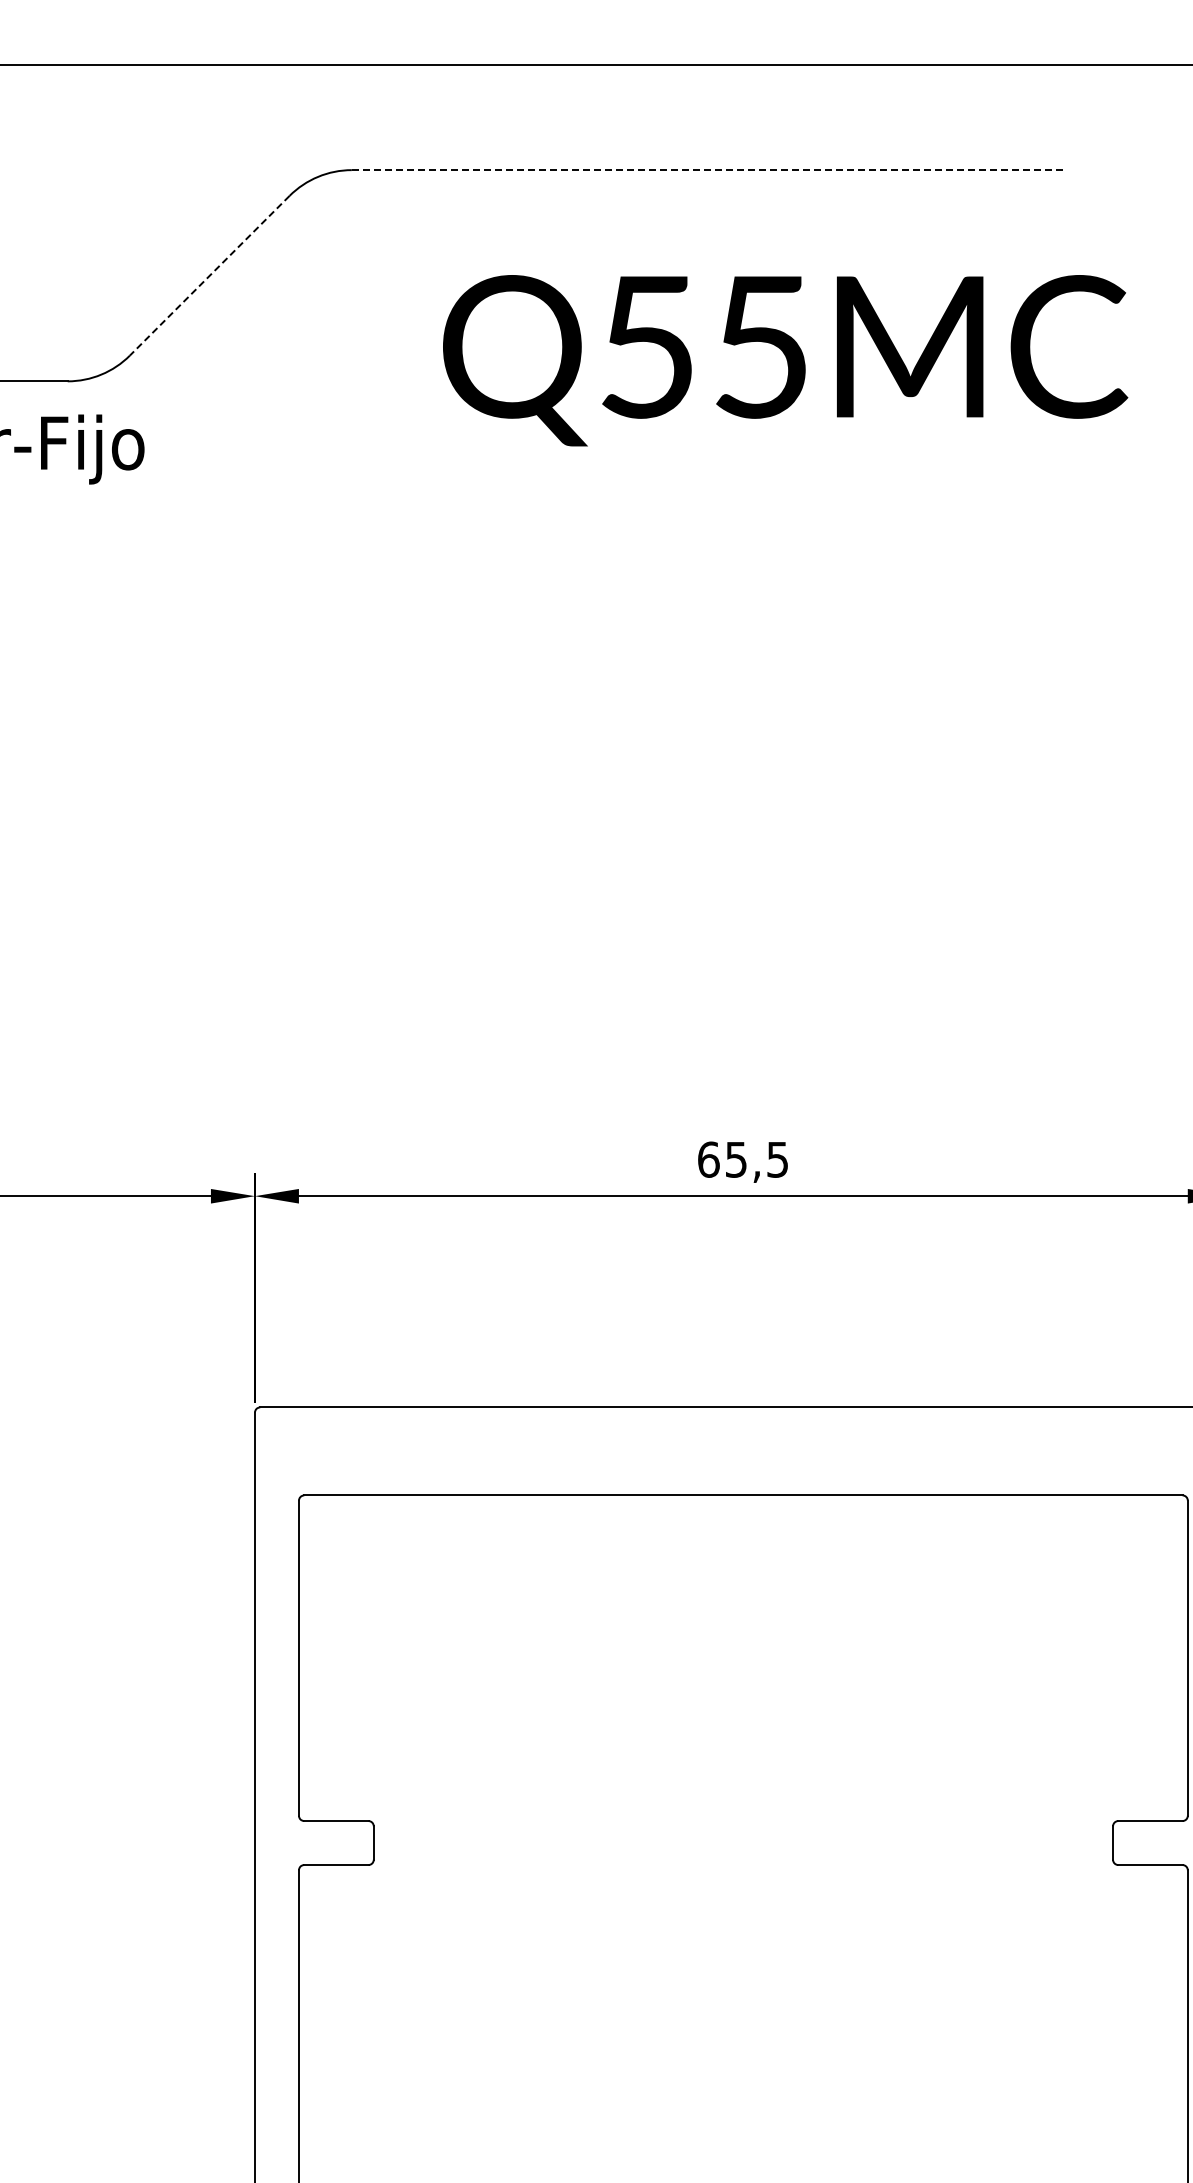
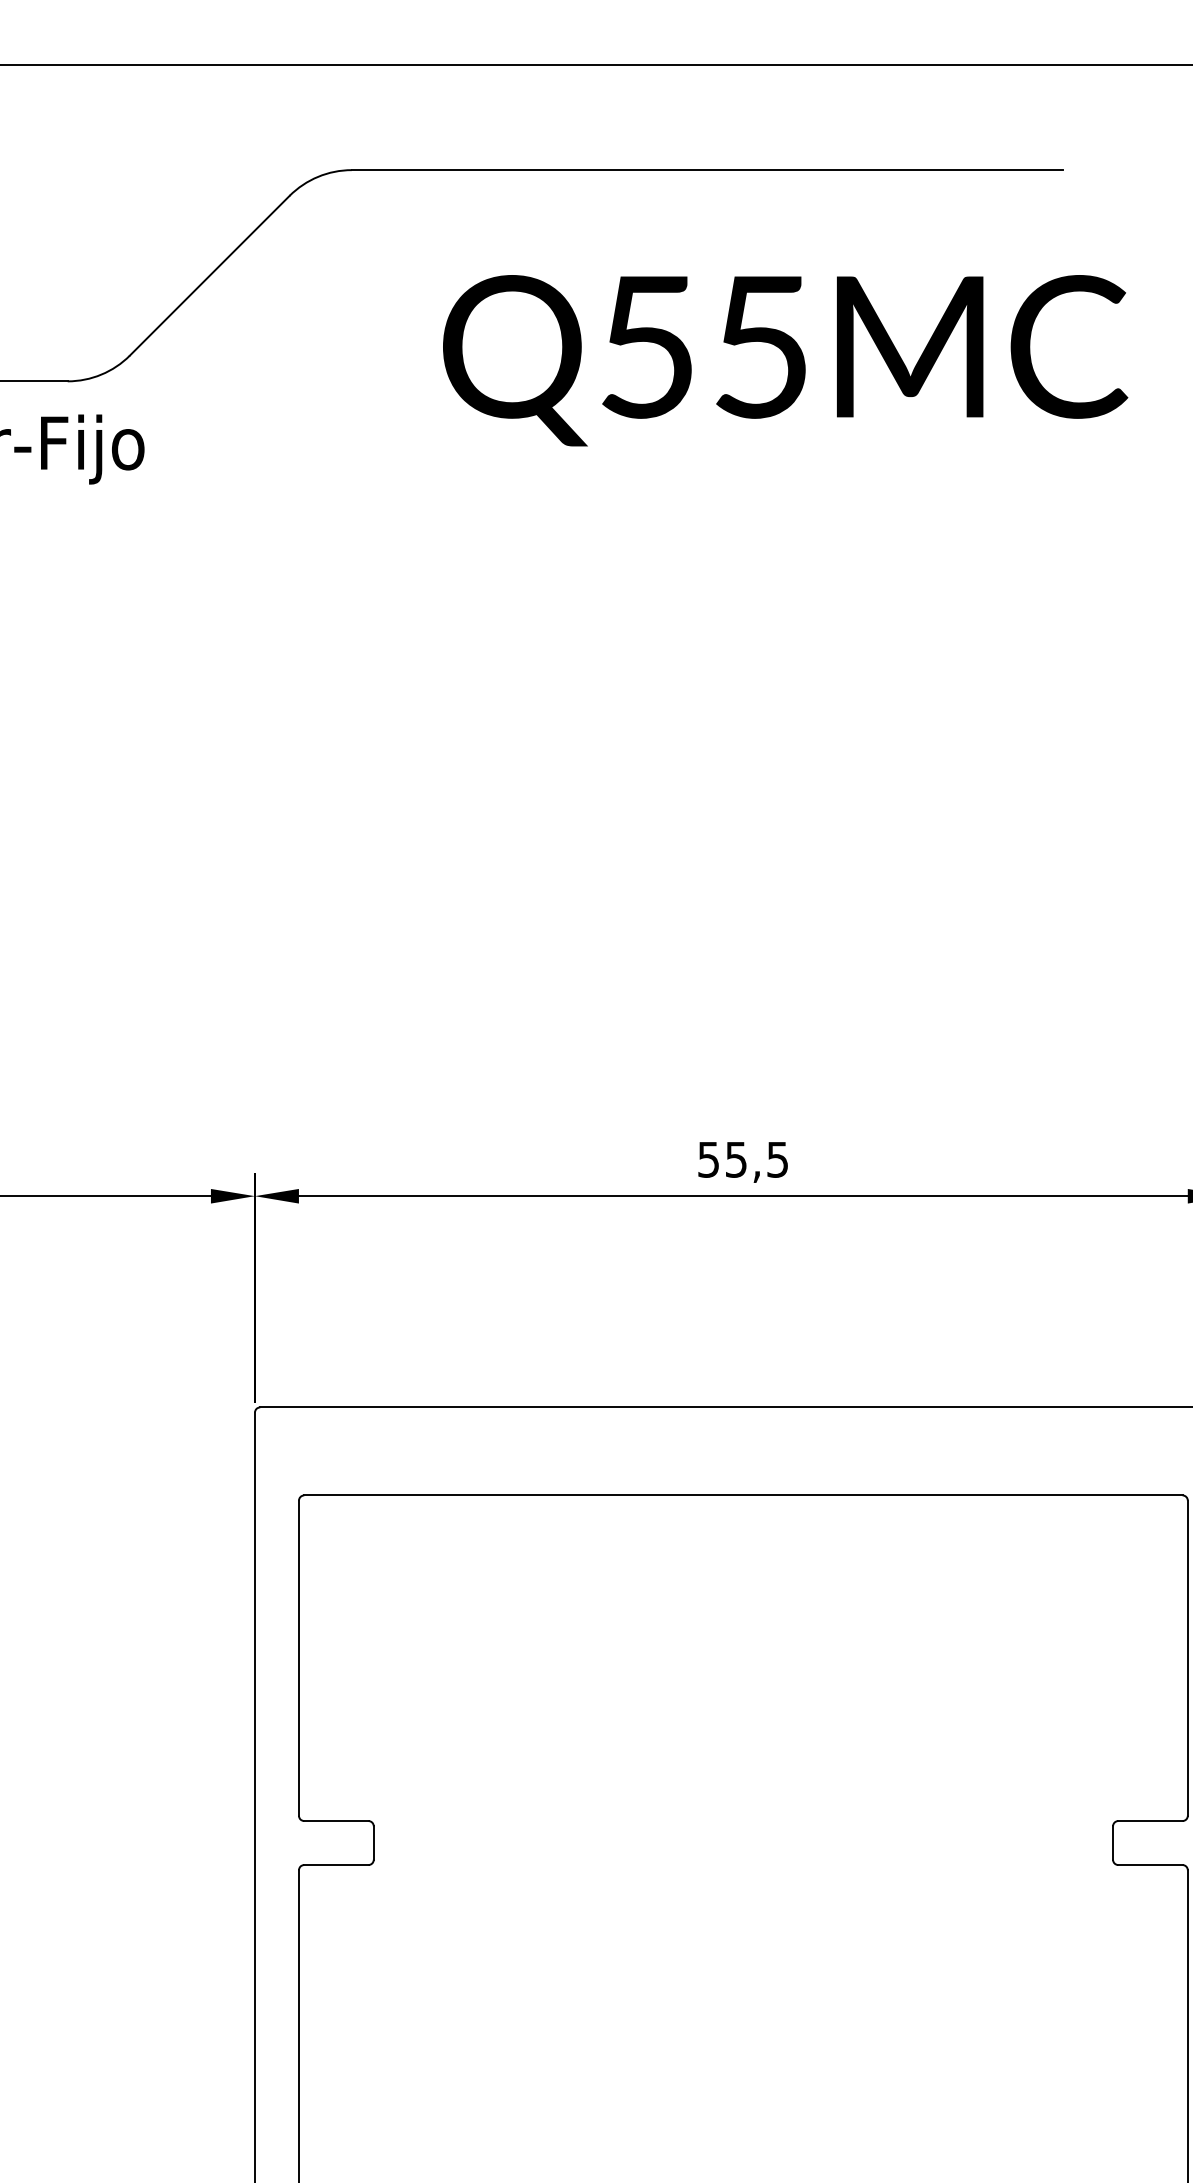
line: dashed -> solid (707, 170)
line: dashed -> solid (209, 275)
text: 65,5 -> 55,5 (708, 1159)
